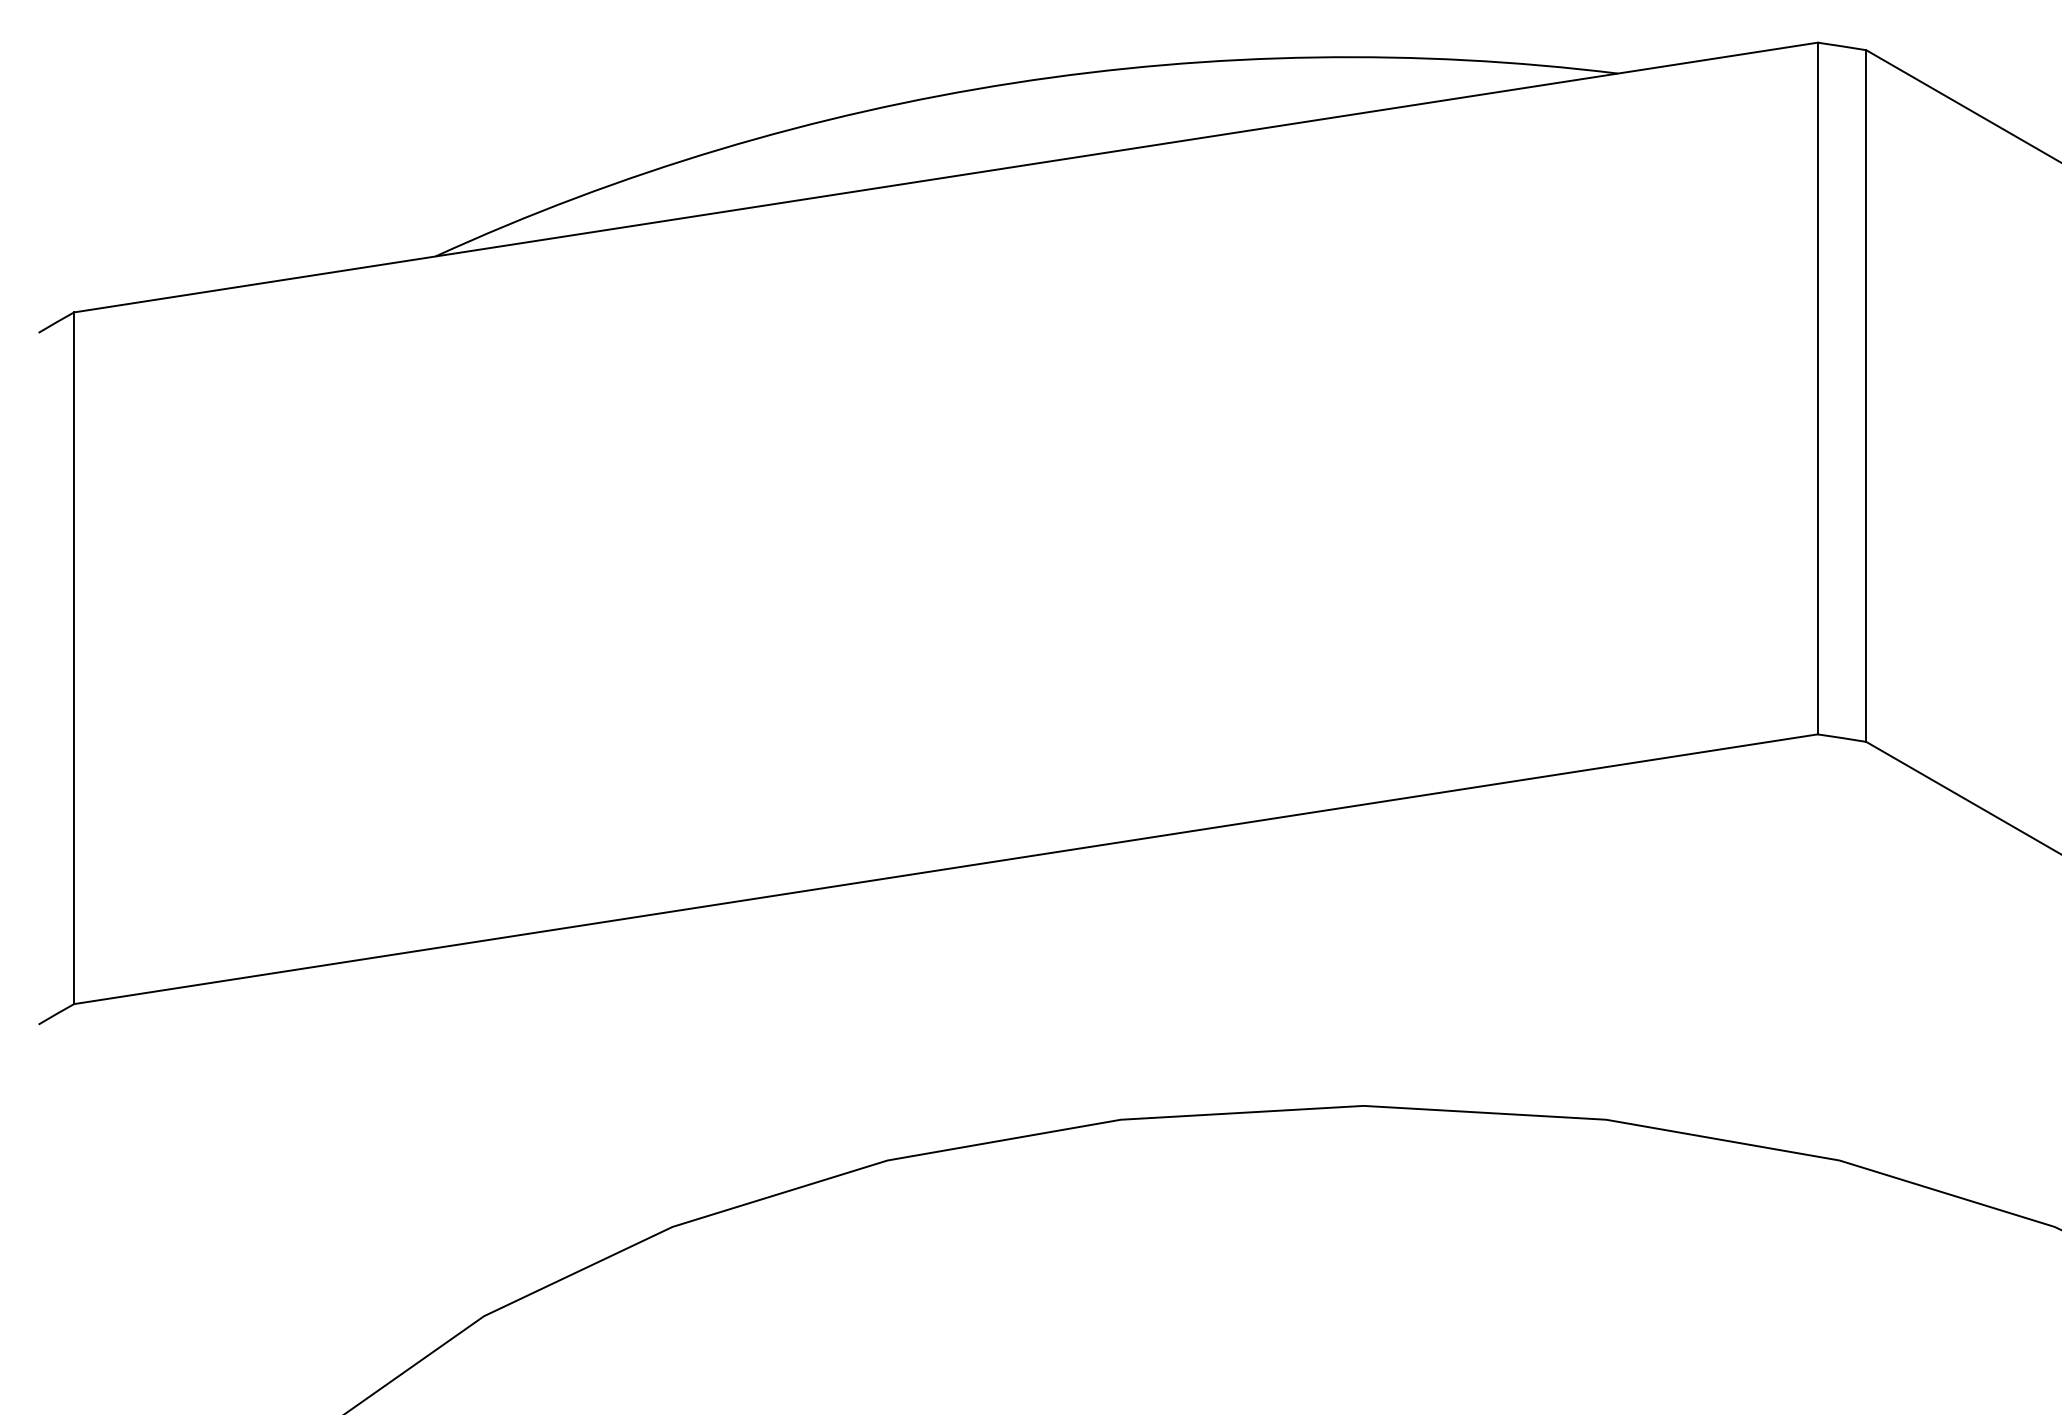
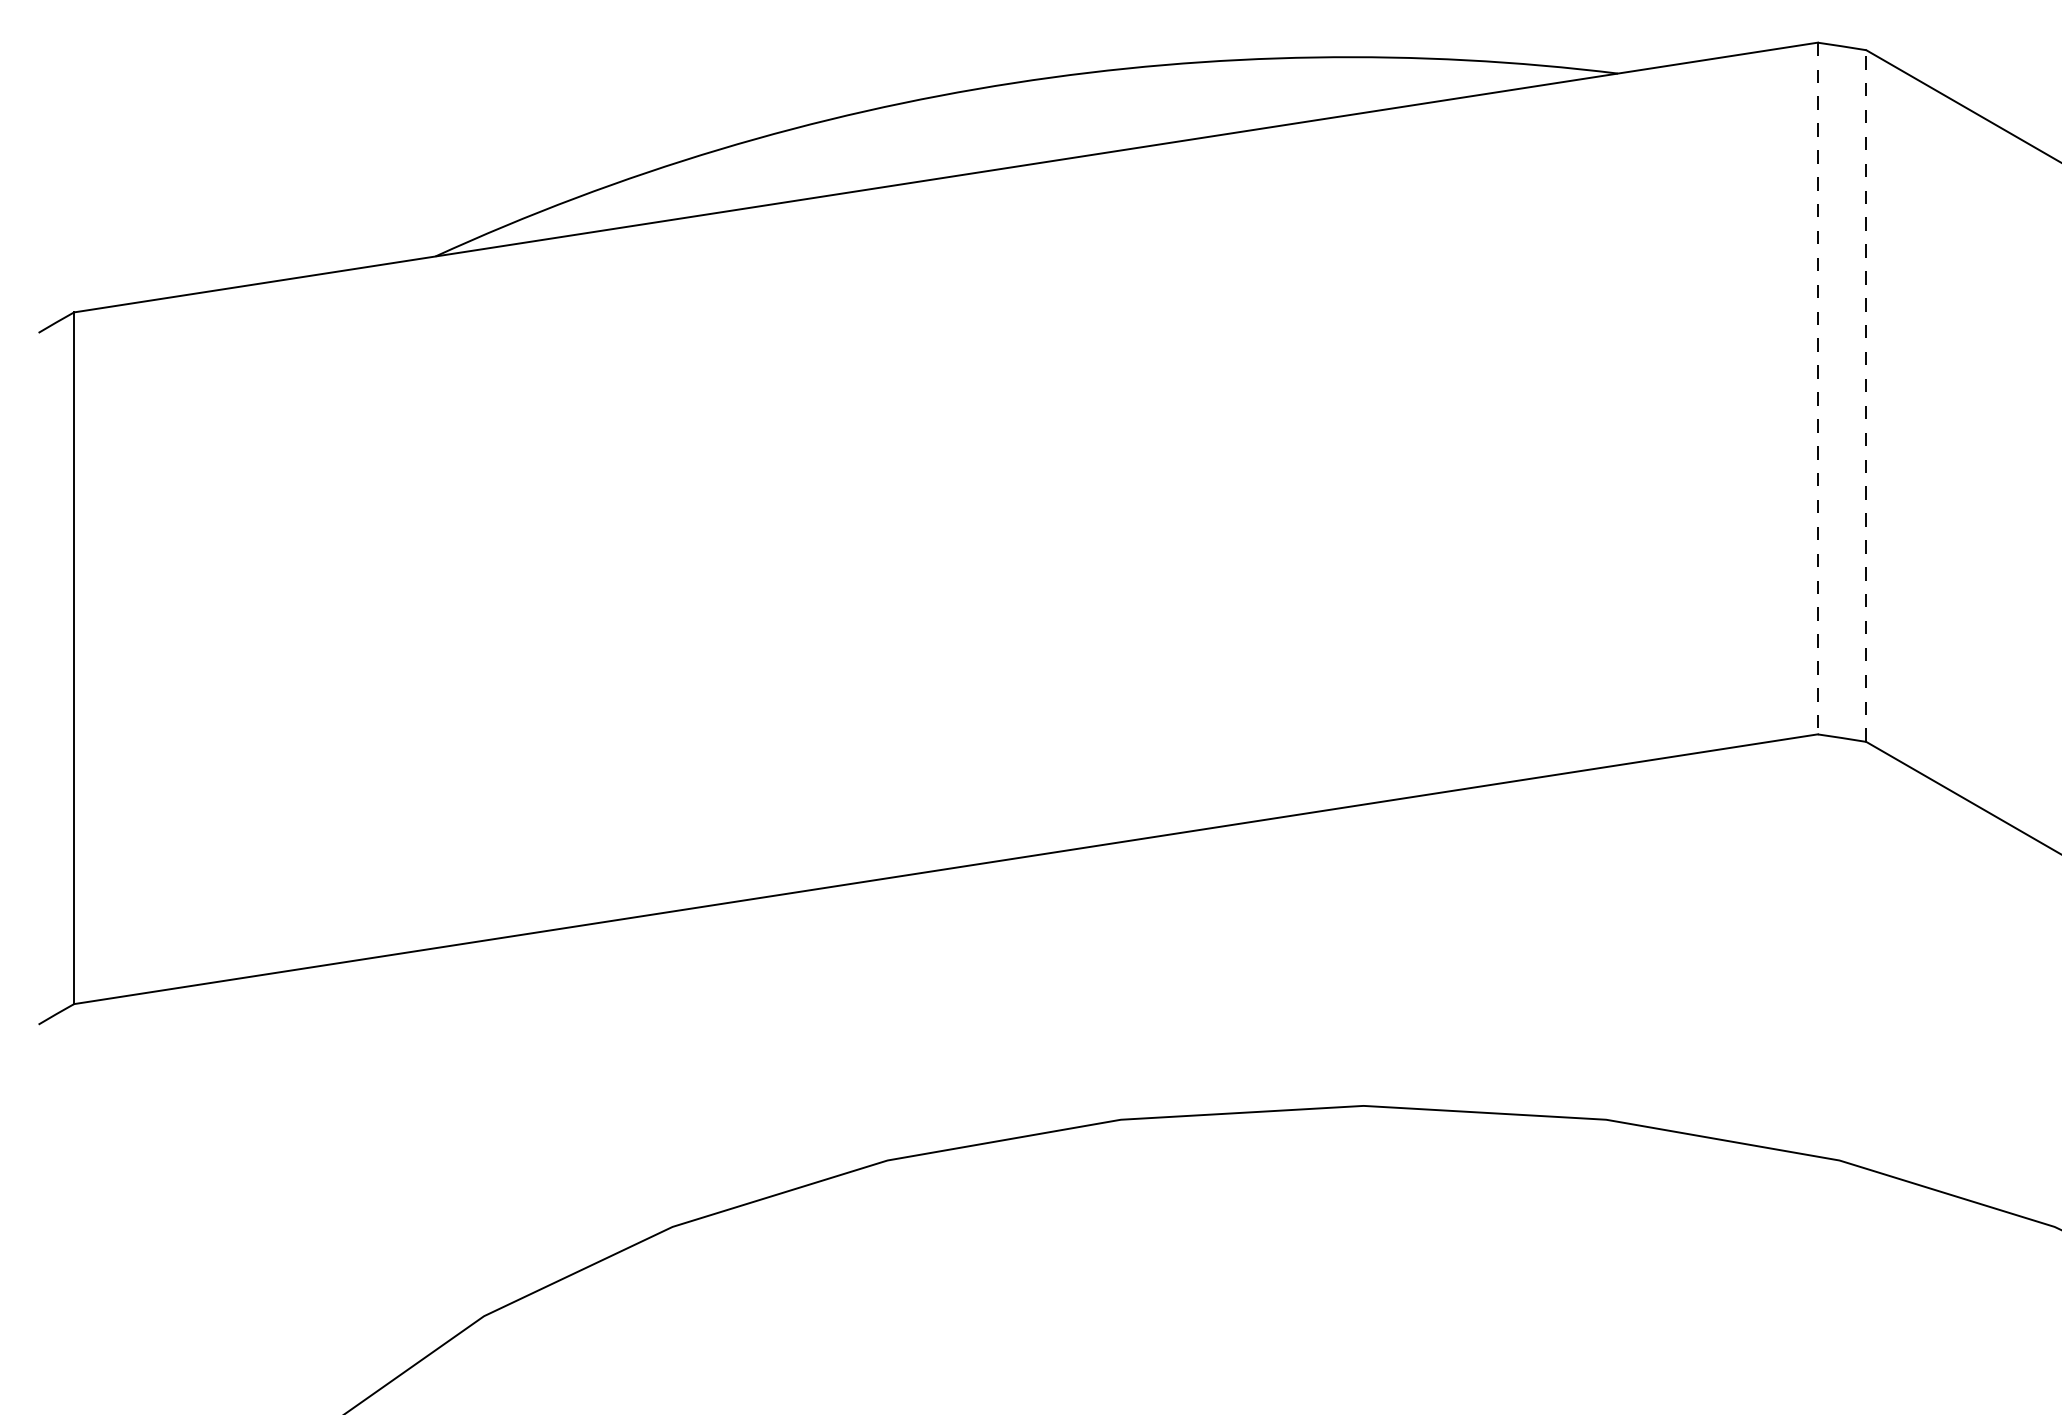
line: solid -> dashed (1817, 388)
line: solid -> dashed (1866, 396)
